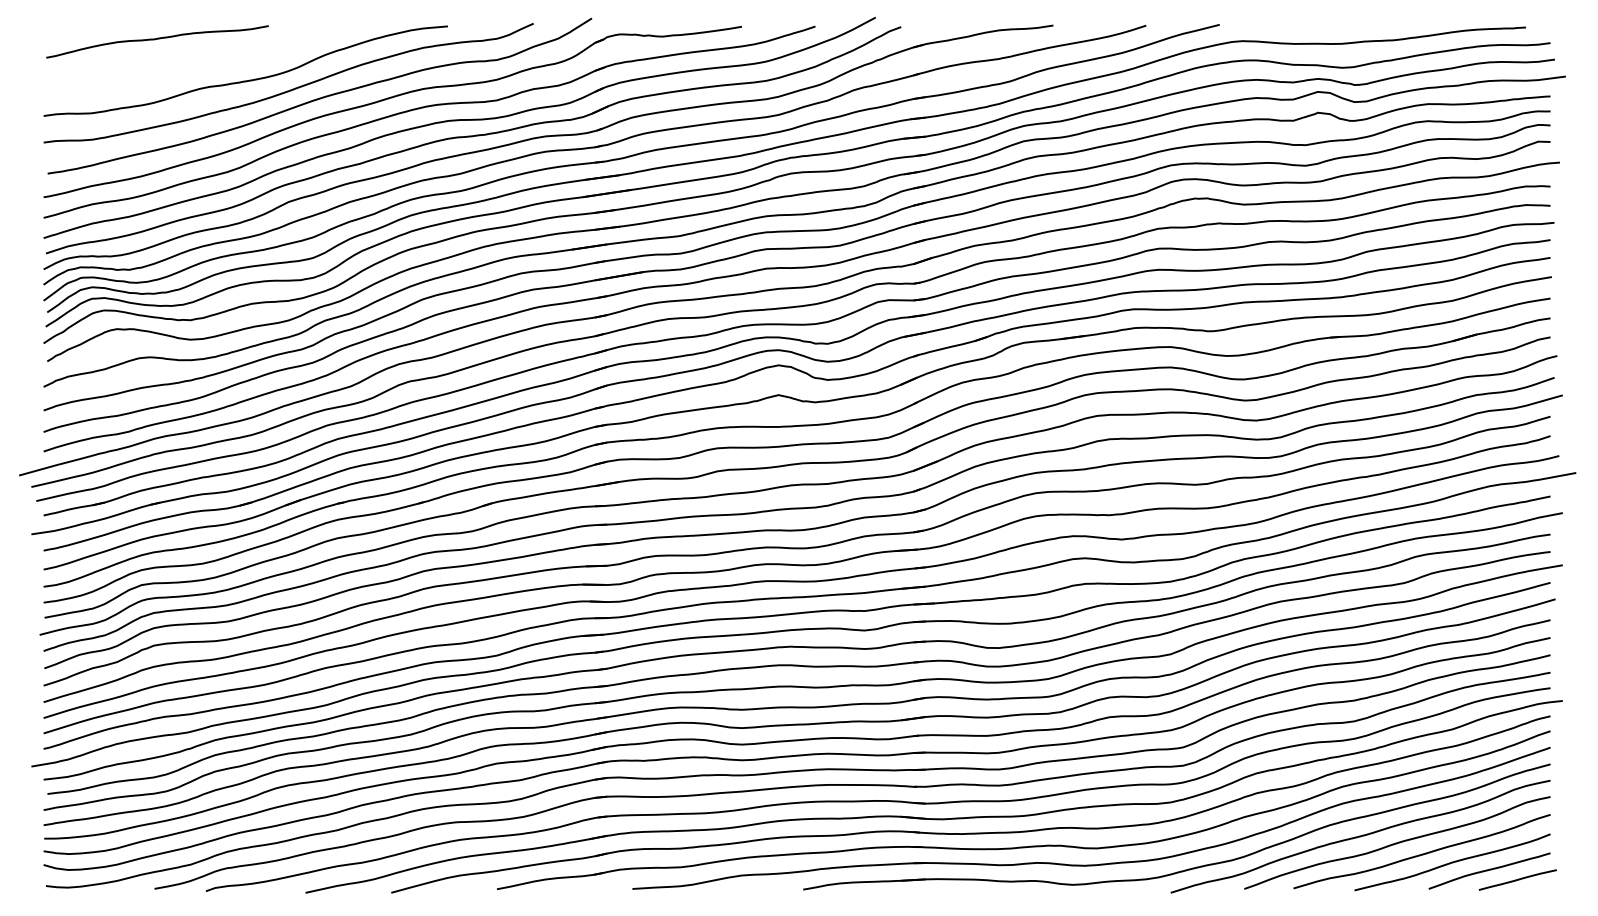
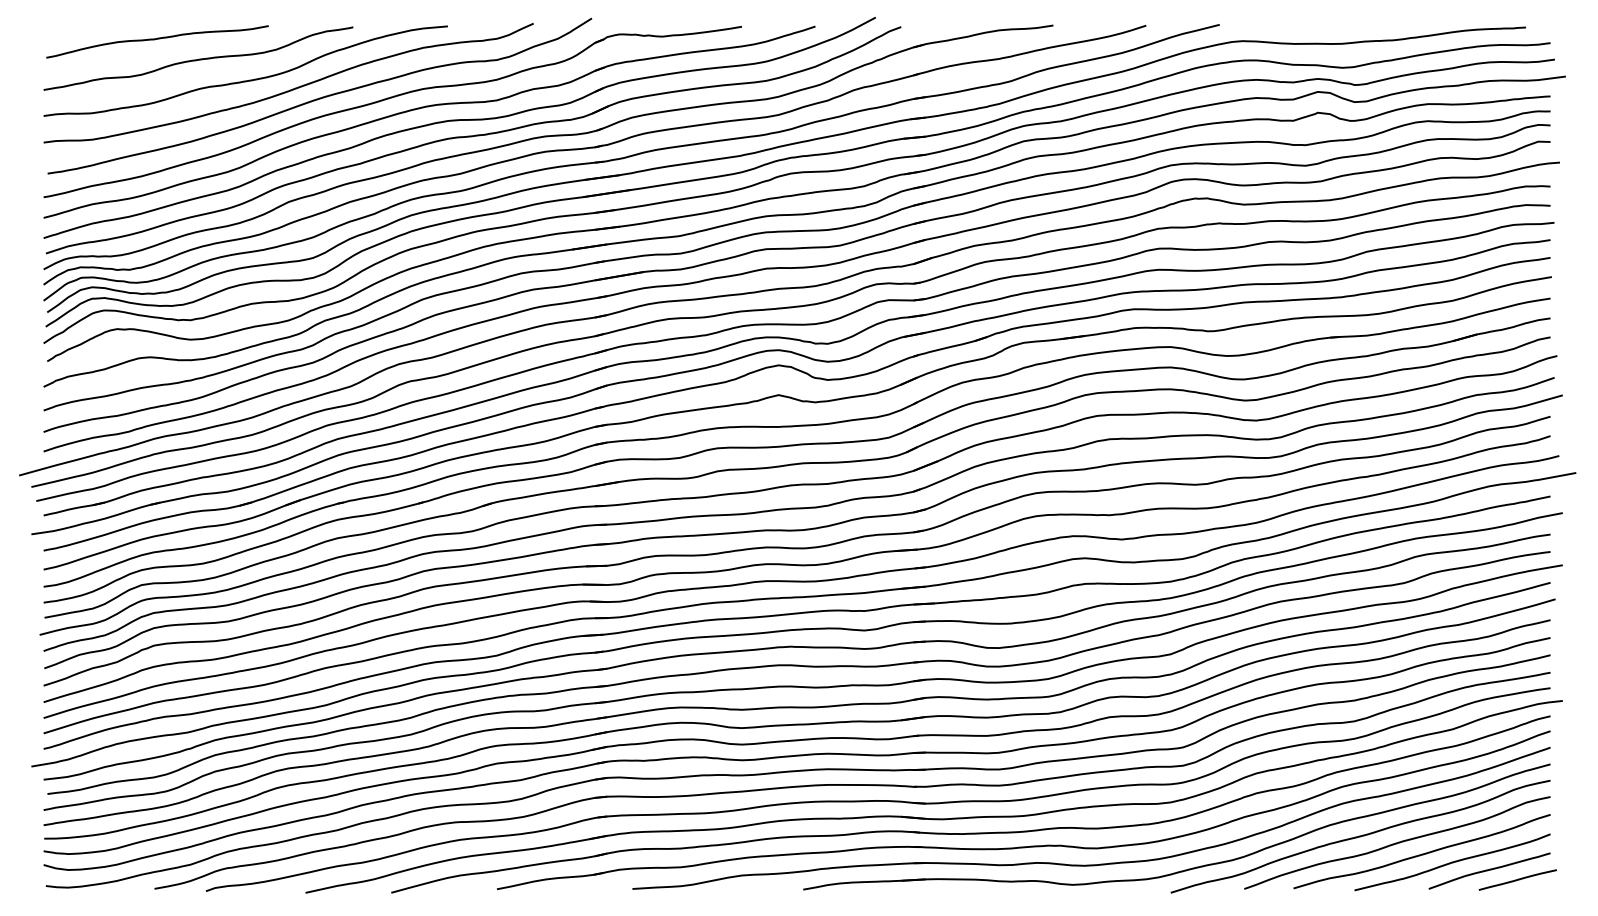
curve: none -> present (199, 58)
